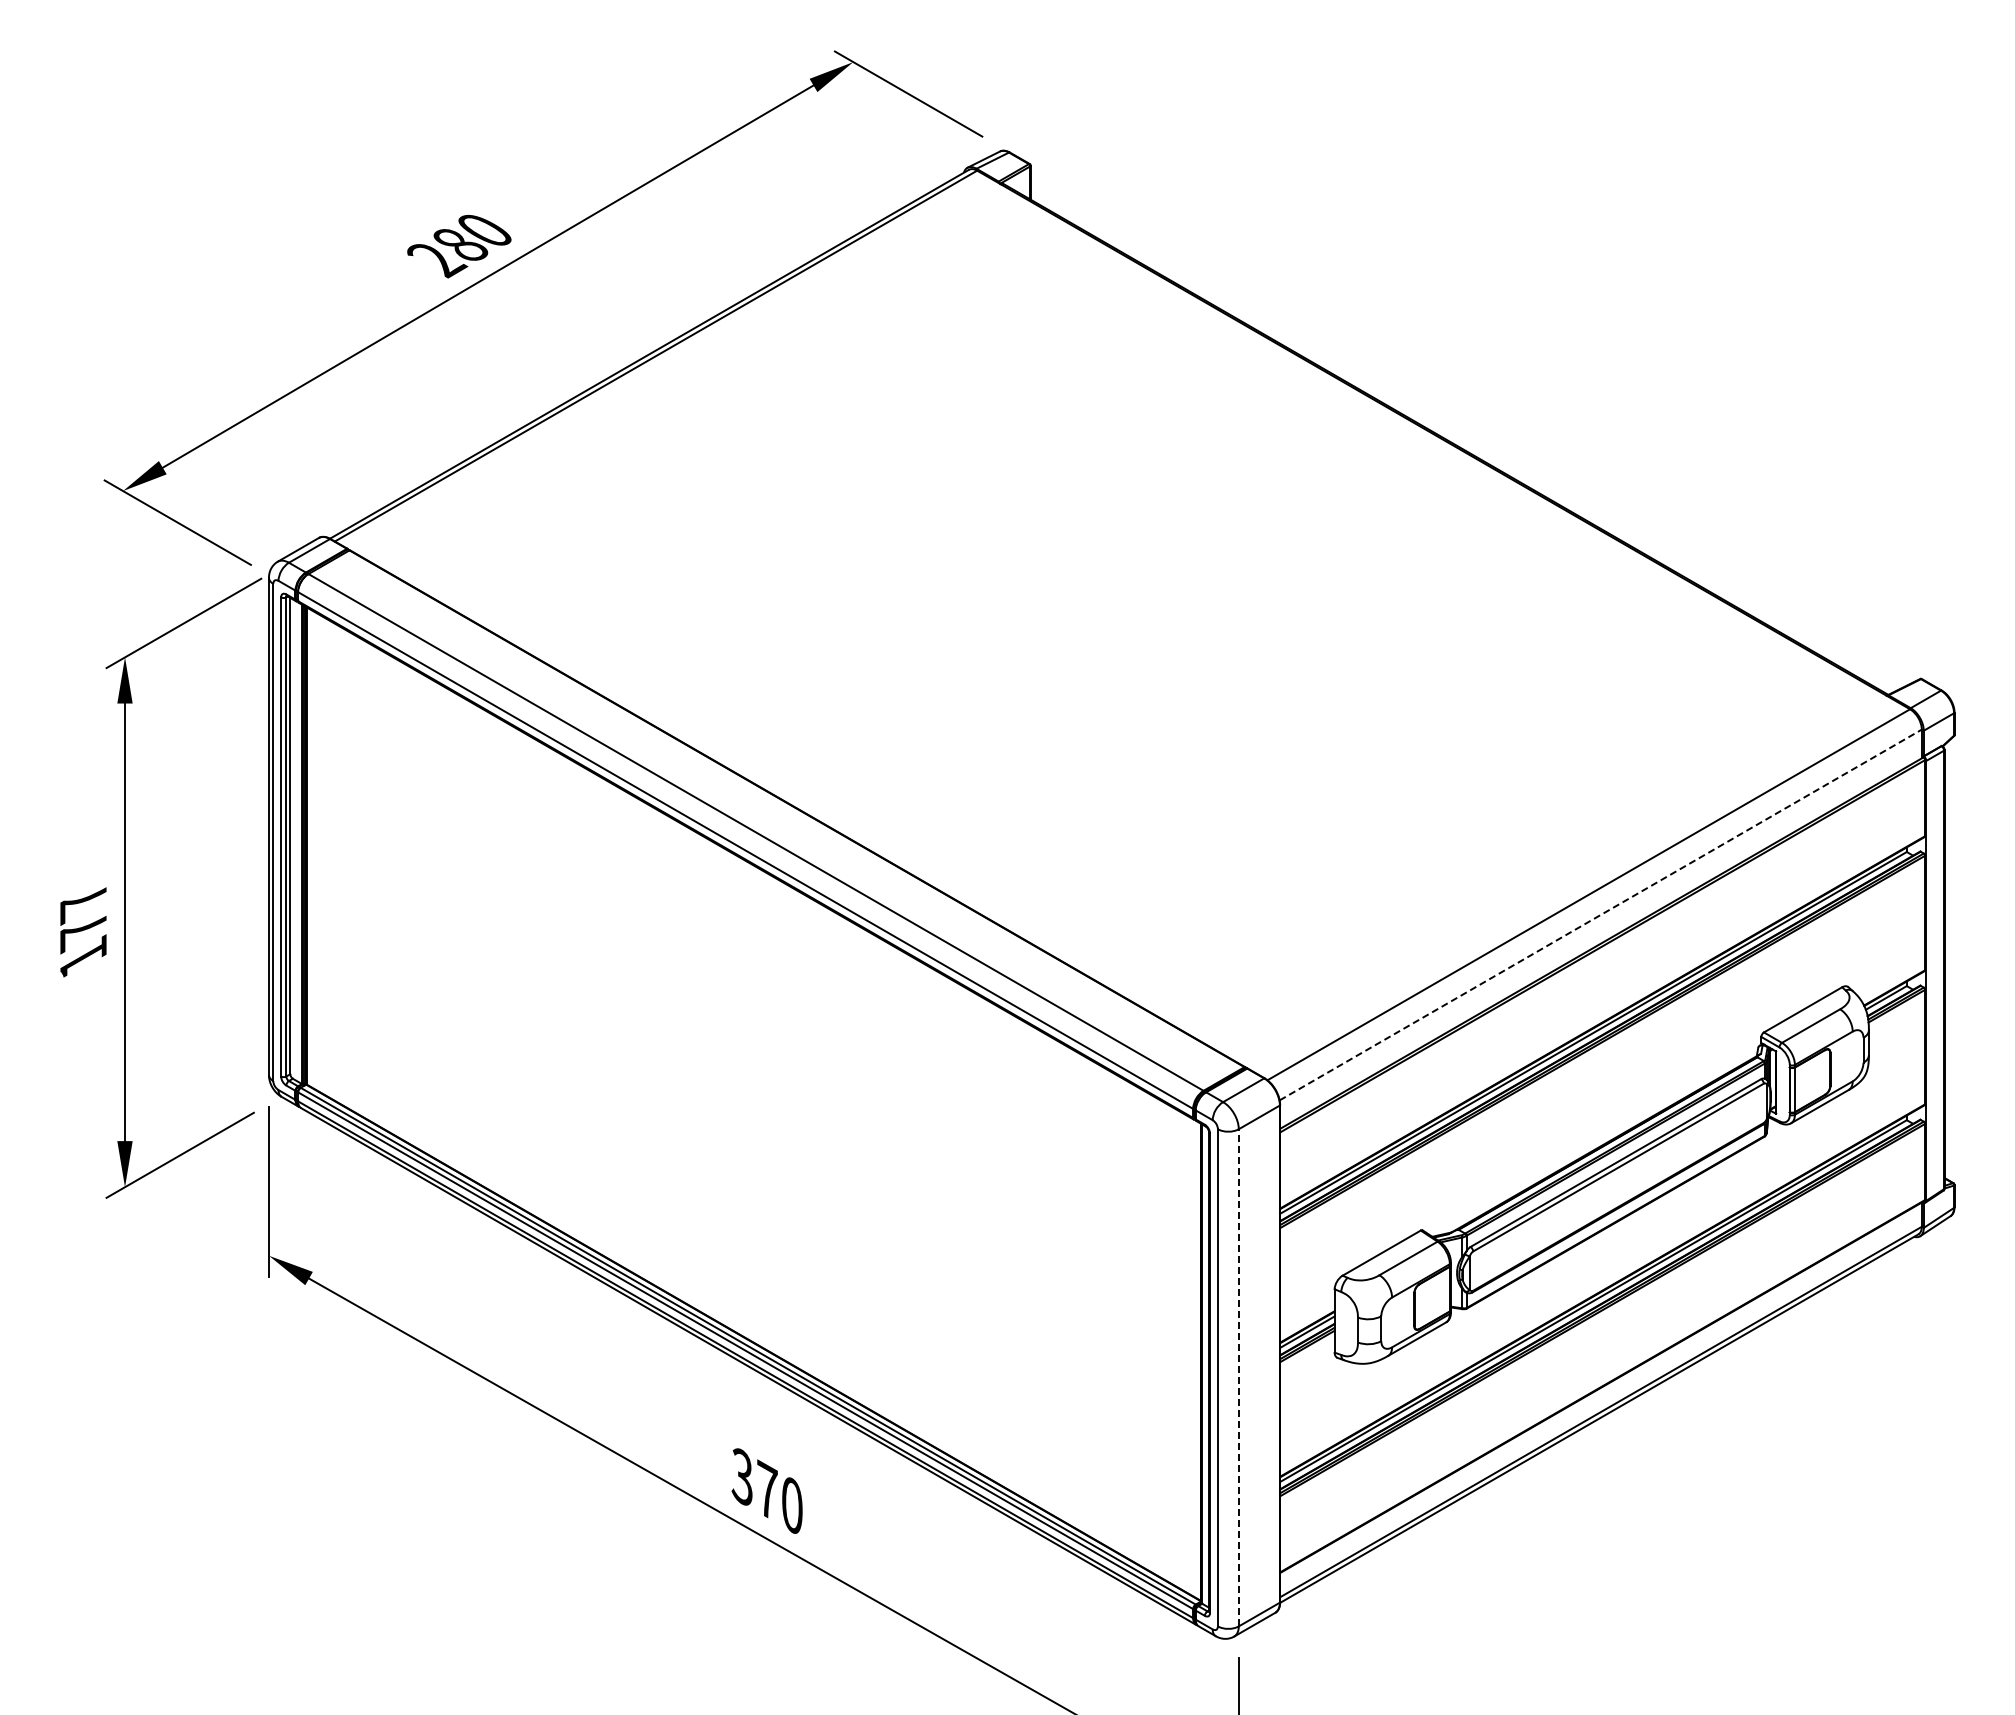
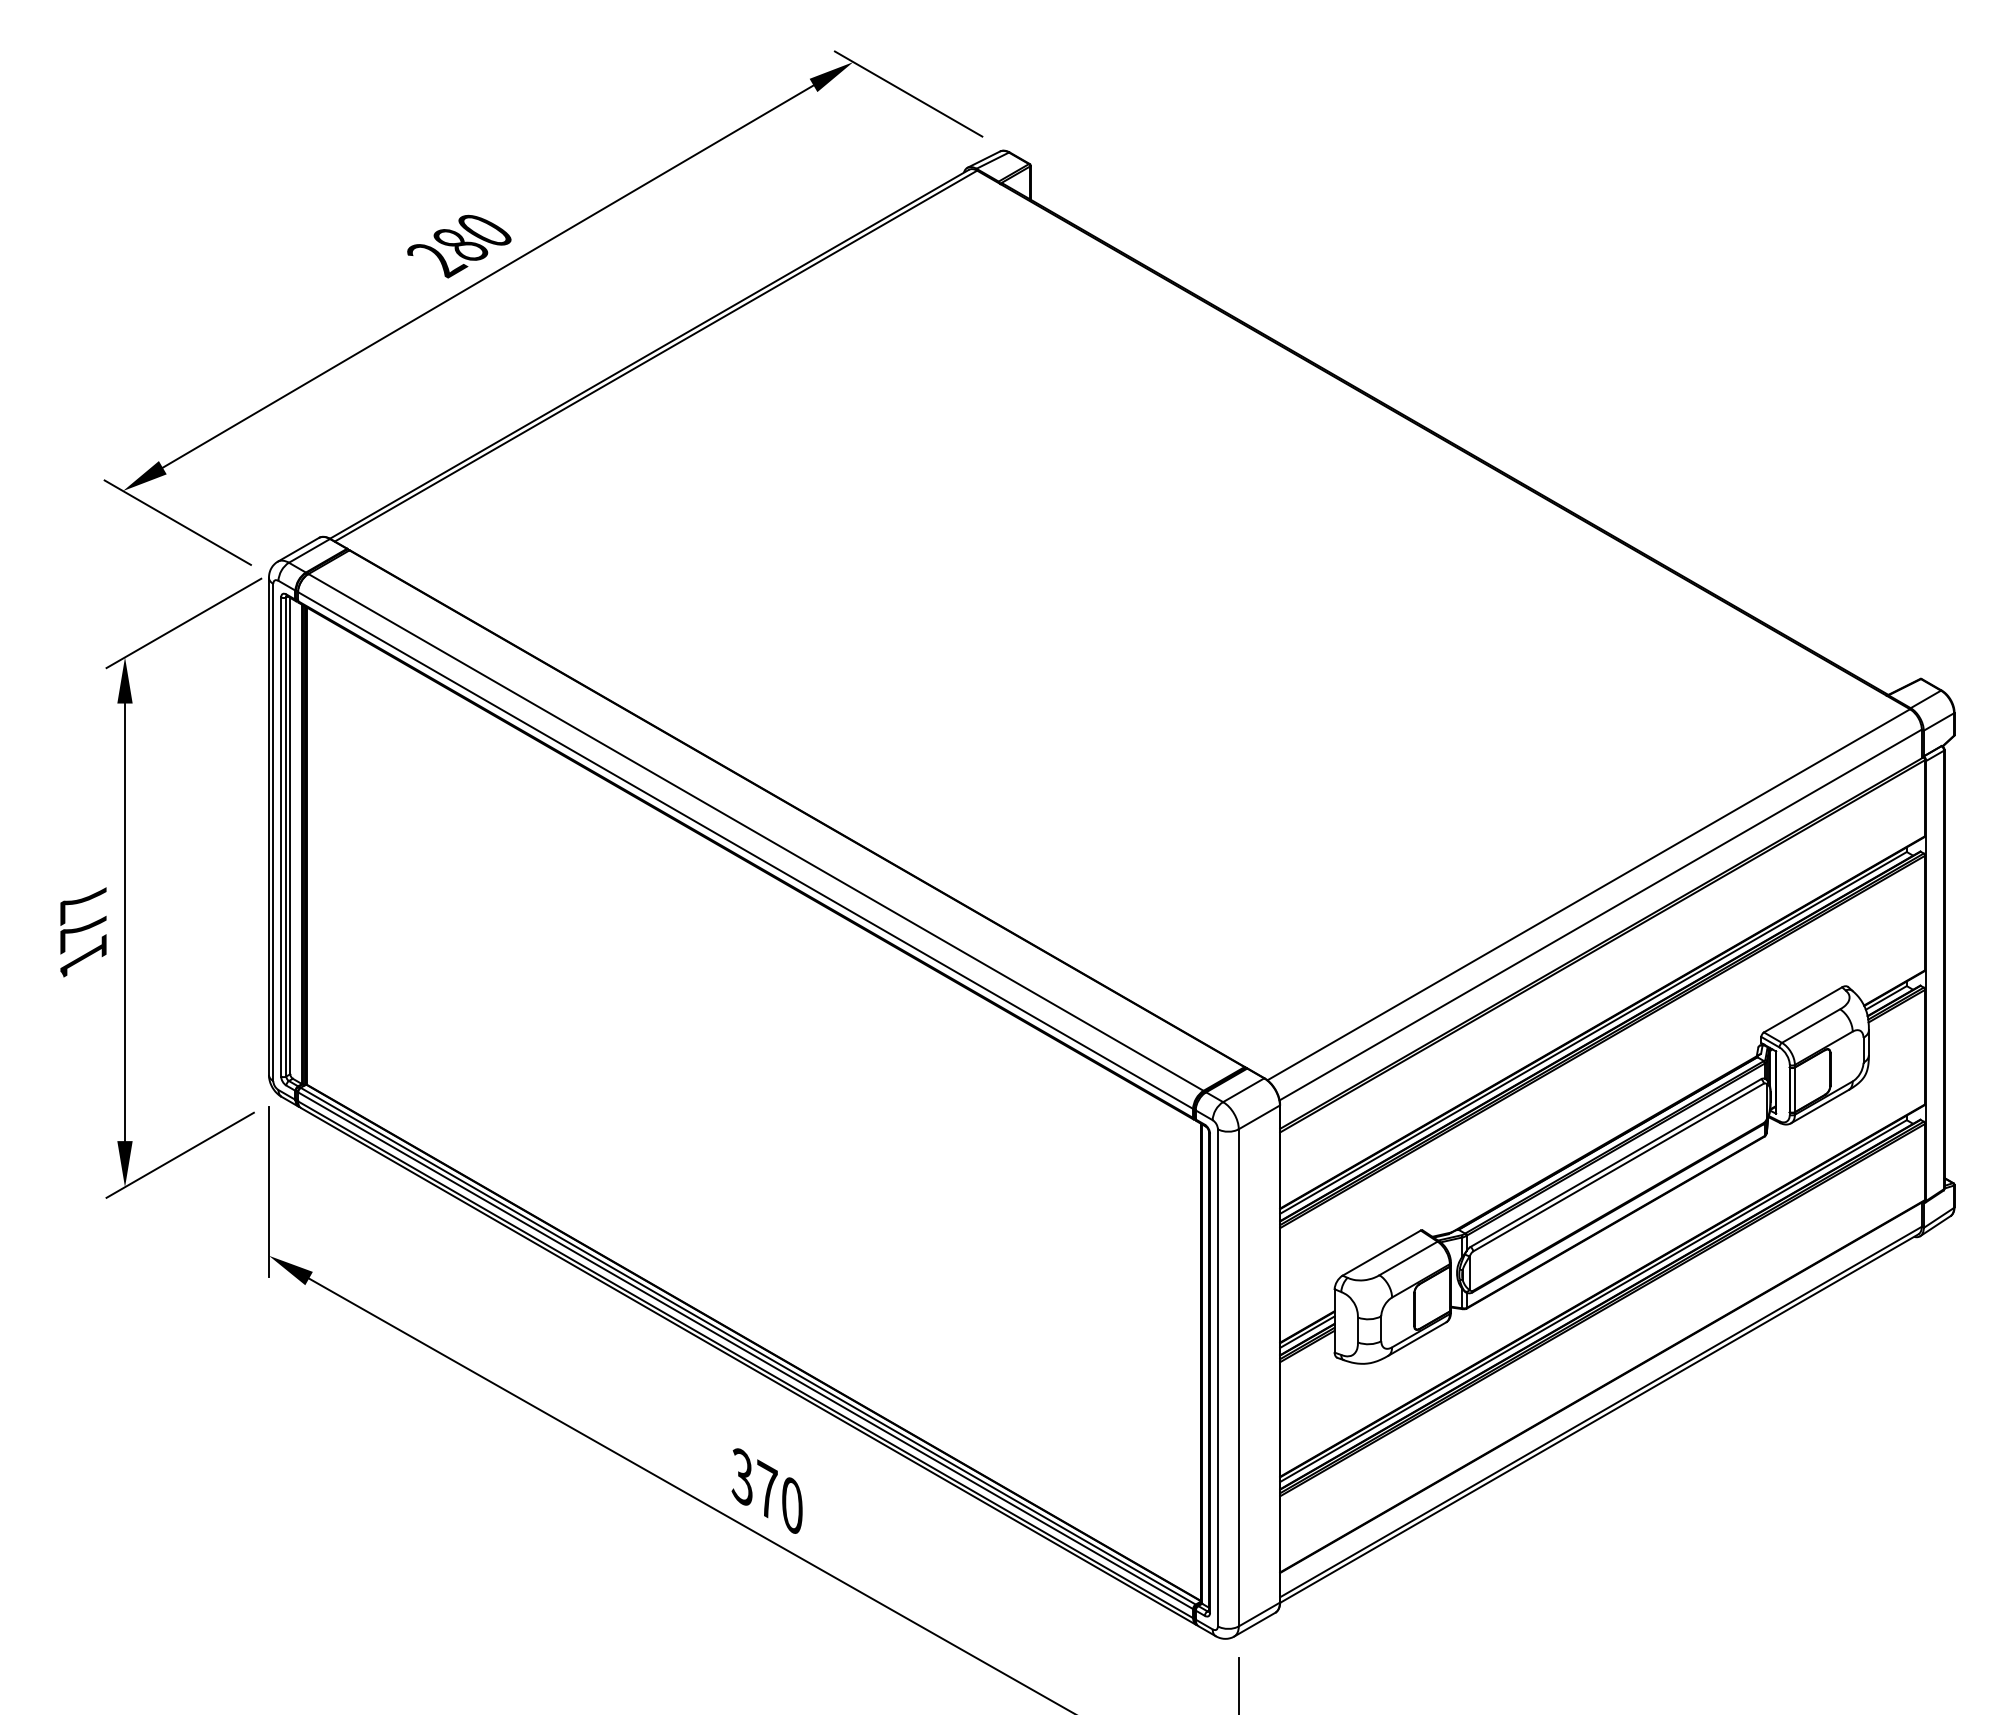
line: dashed -> solid (1600, 915)
line: dashed -> solid (1238, 1377)
